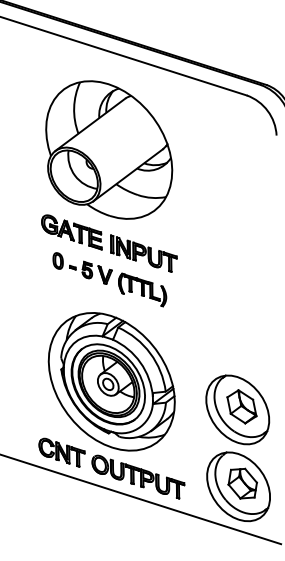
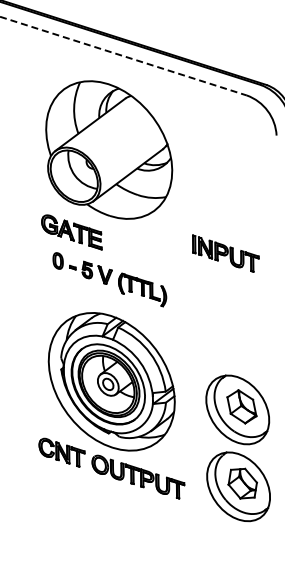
line: solid -> dashed (124, 56)
part position: (143, 253) -> (225, 253) (225, 253)
line: present -> none (141, 499)
